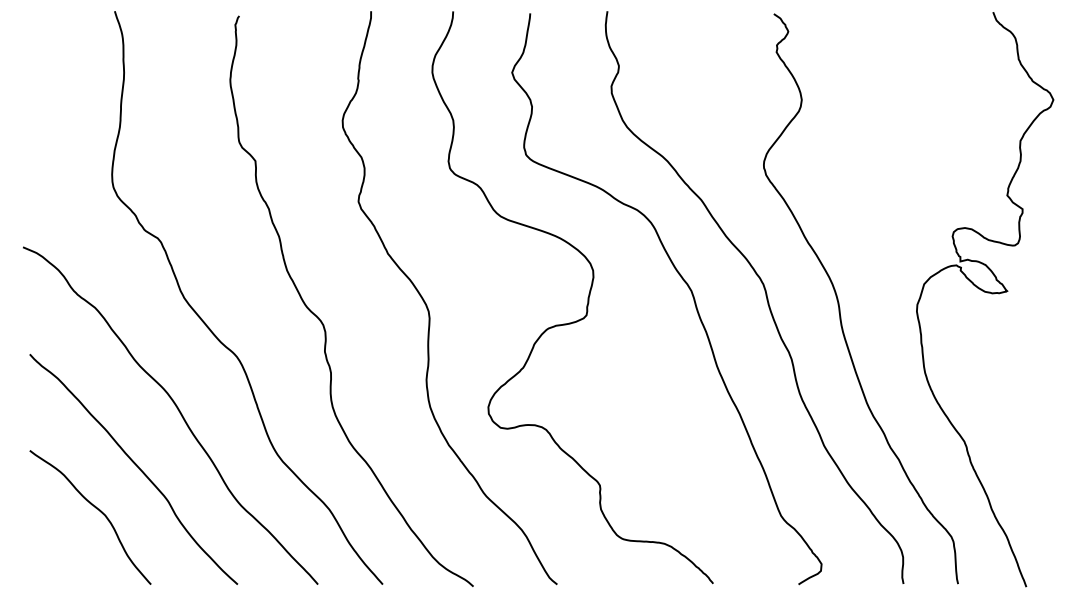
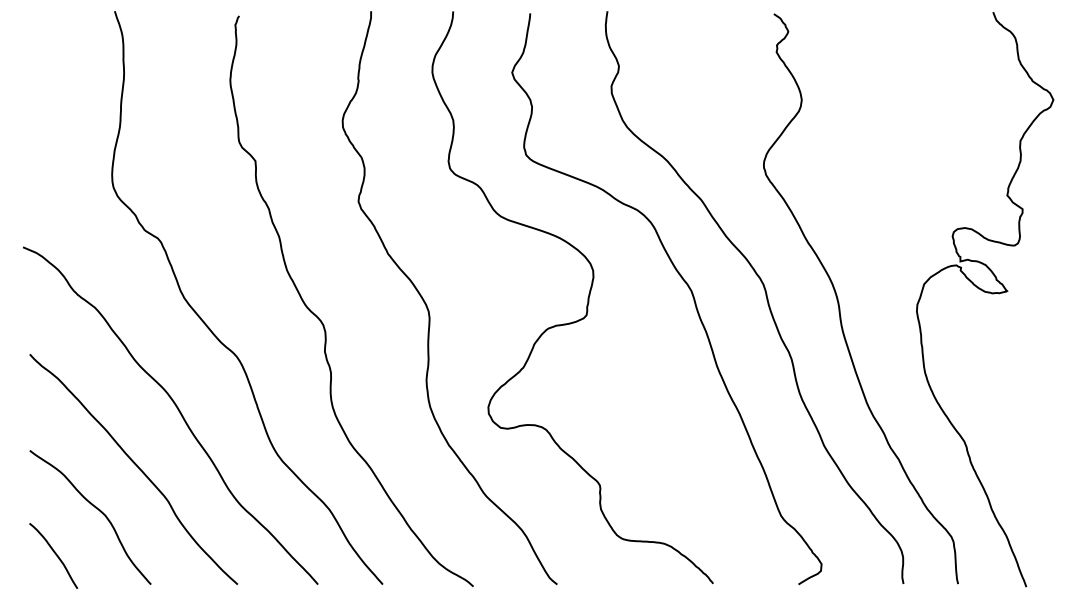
curve: none -> present (55, 555)
